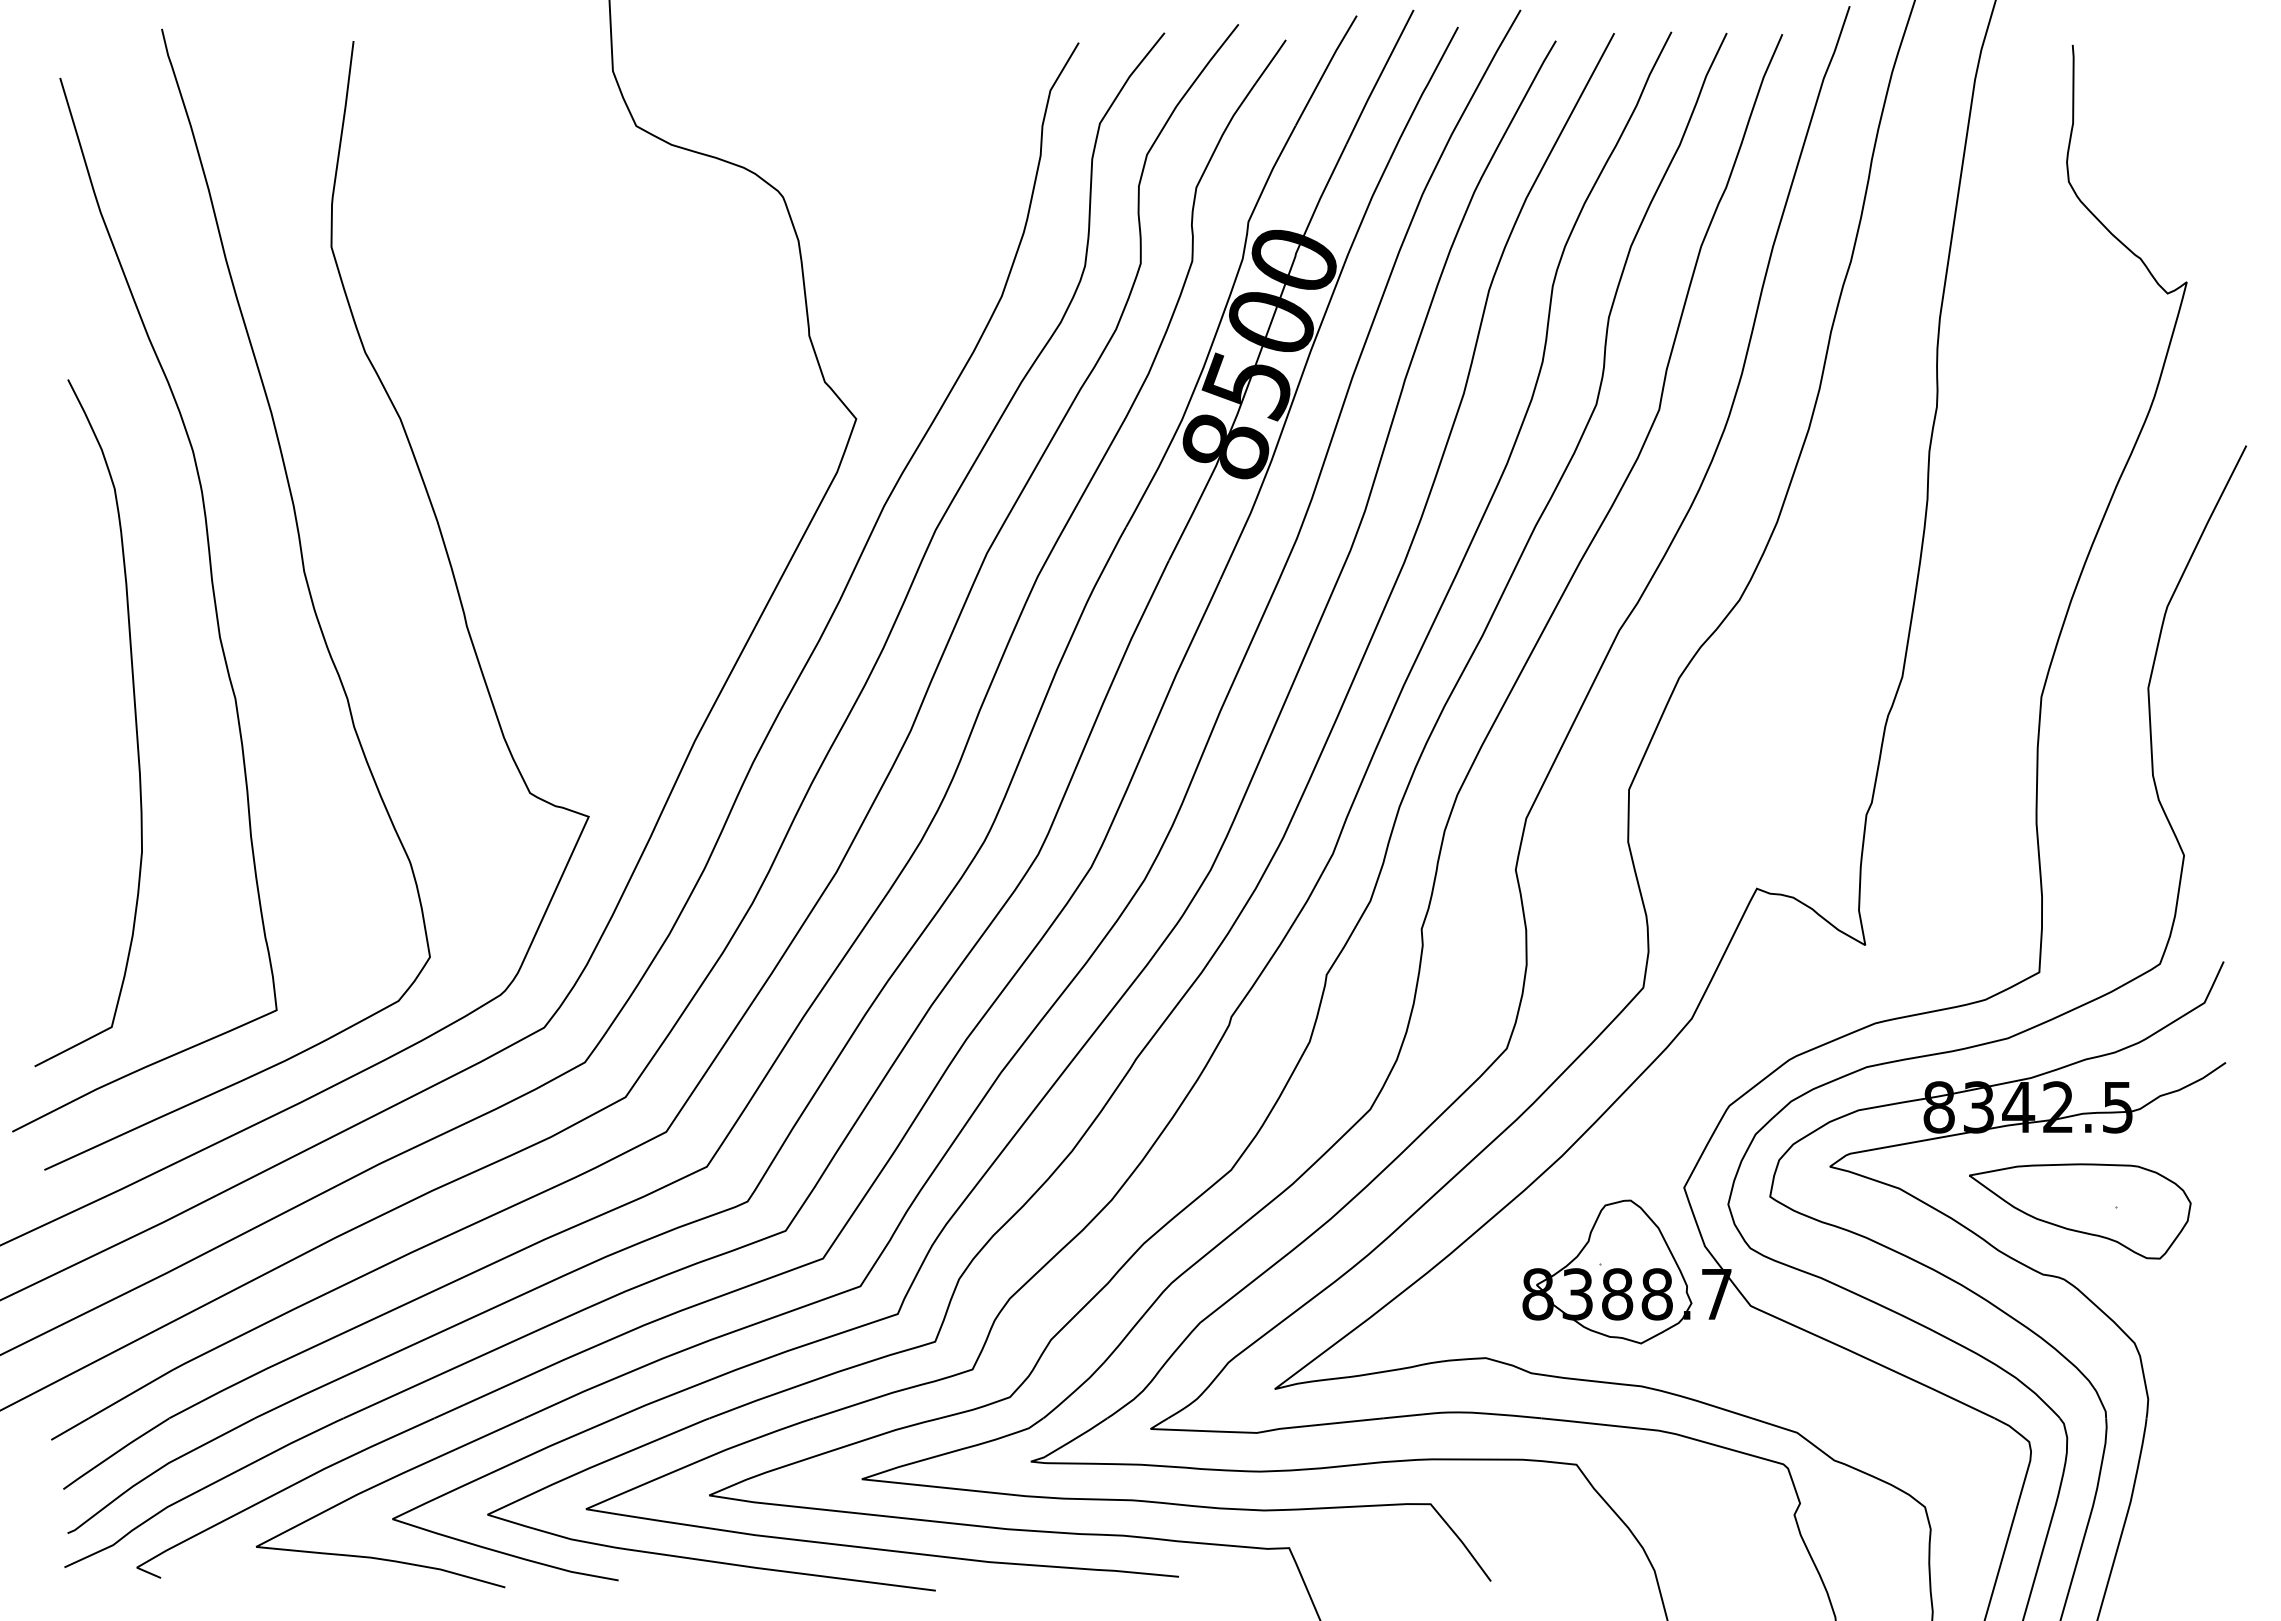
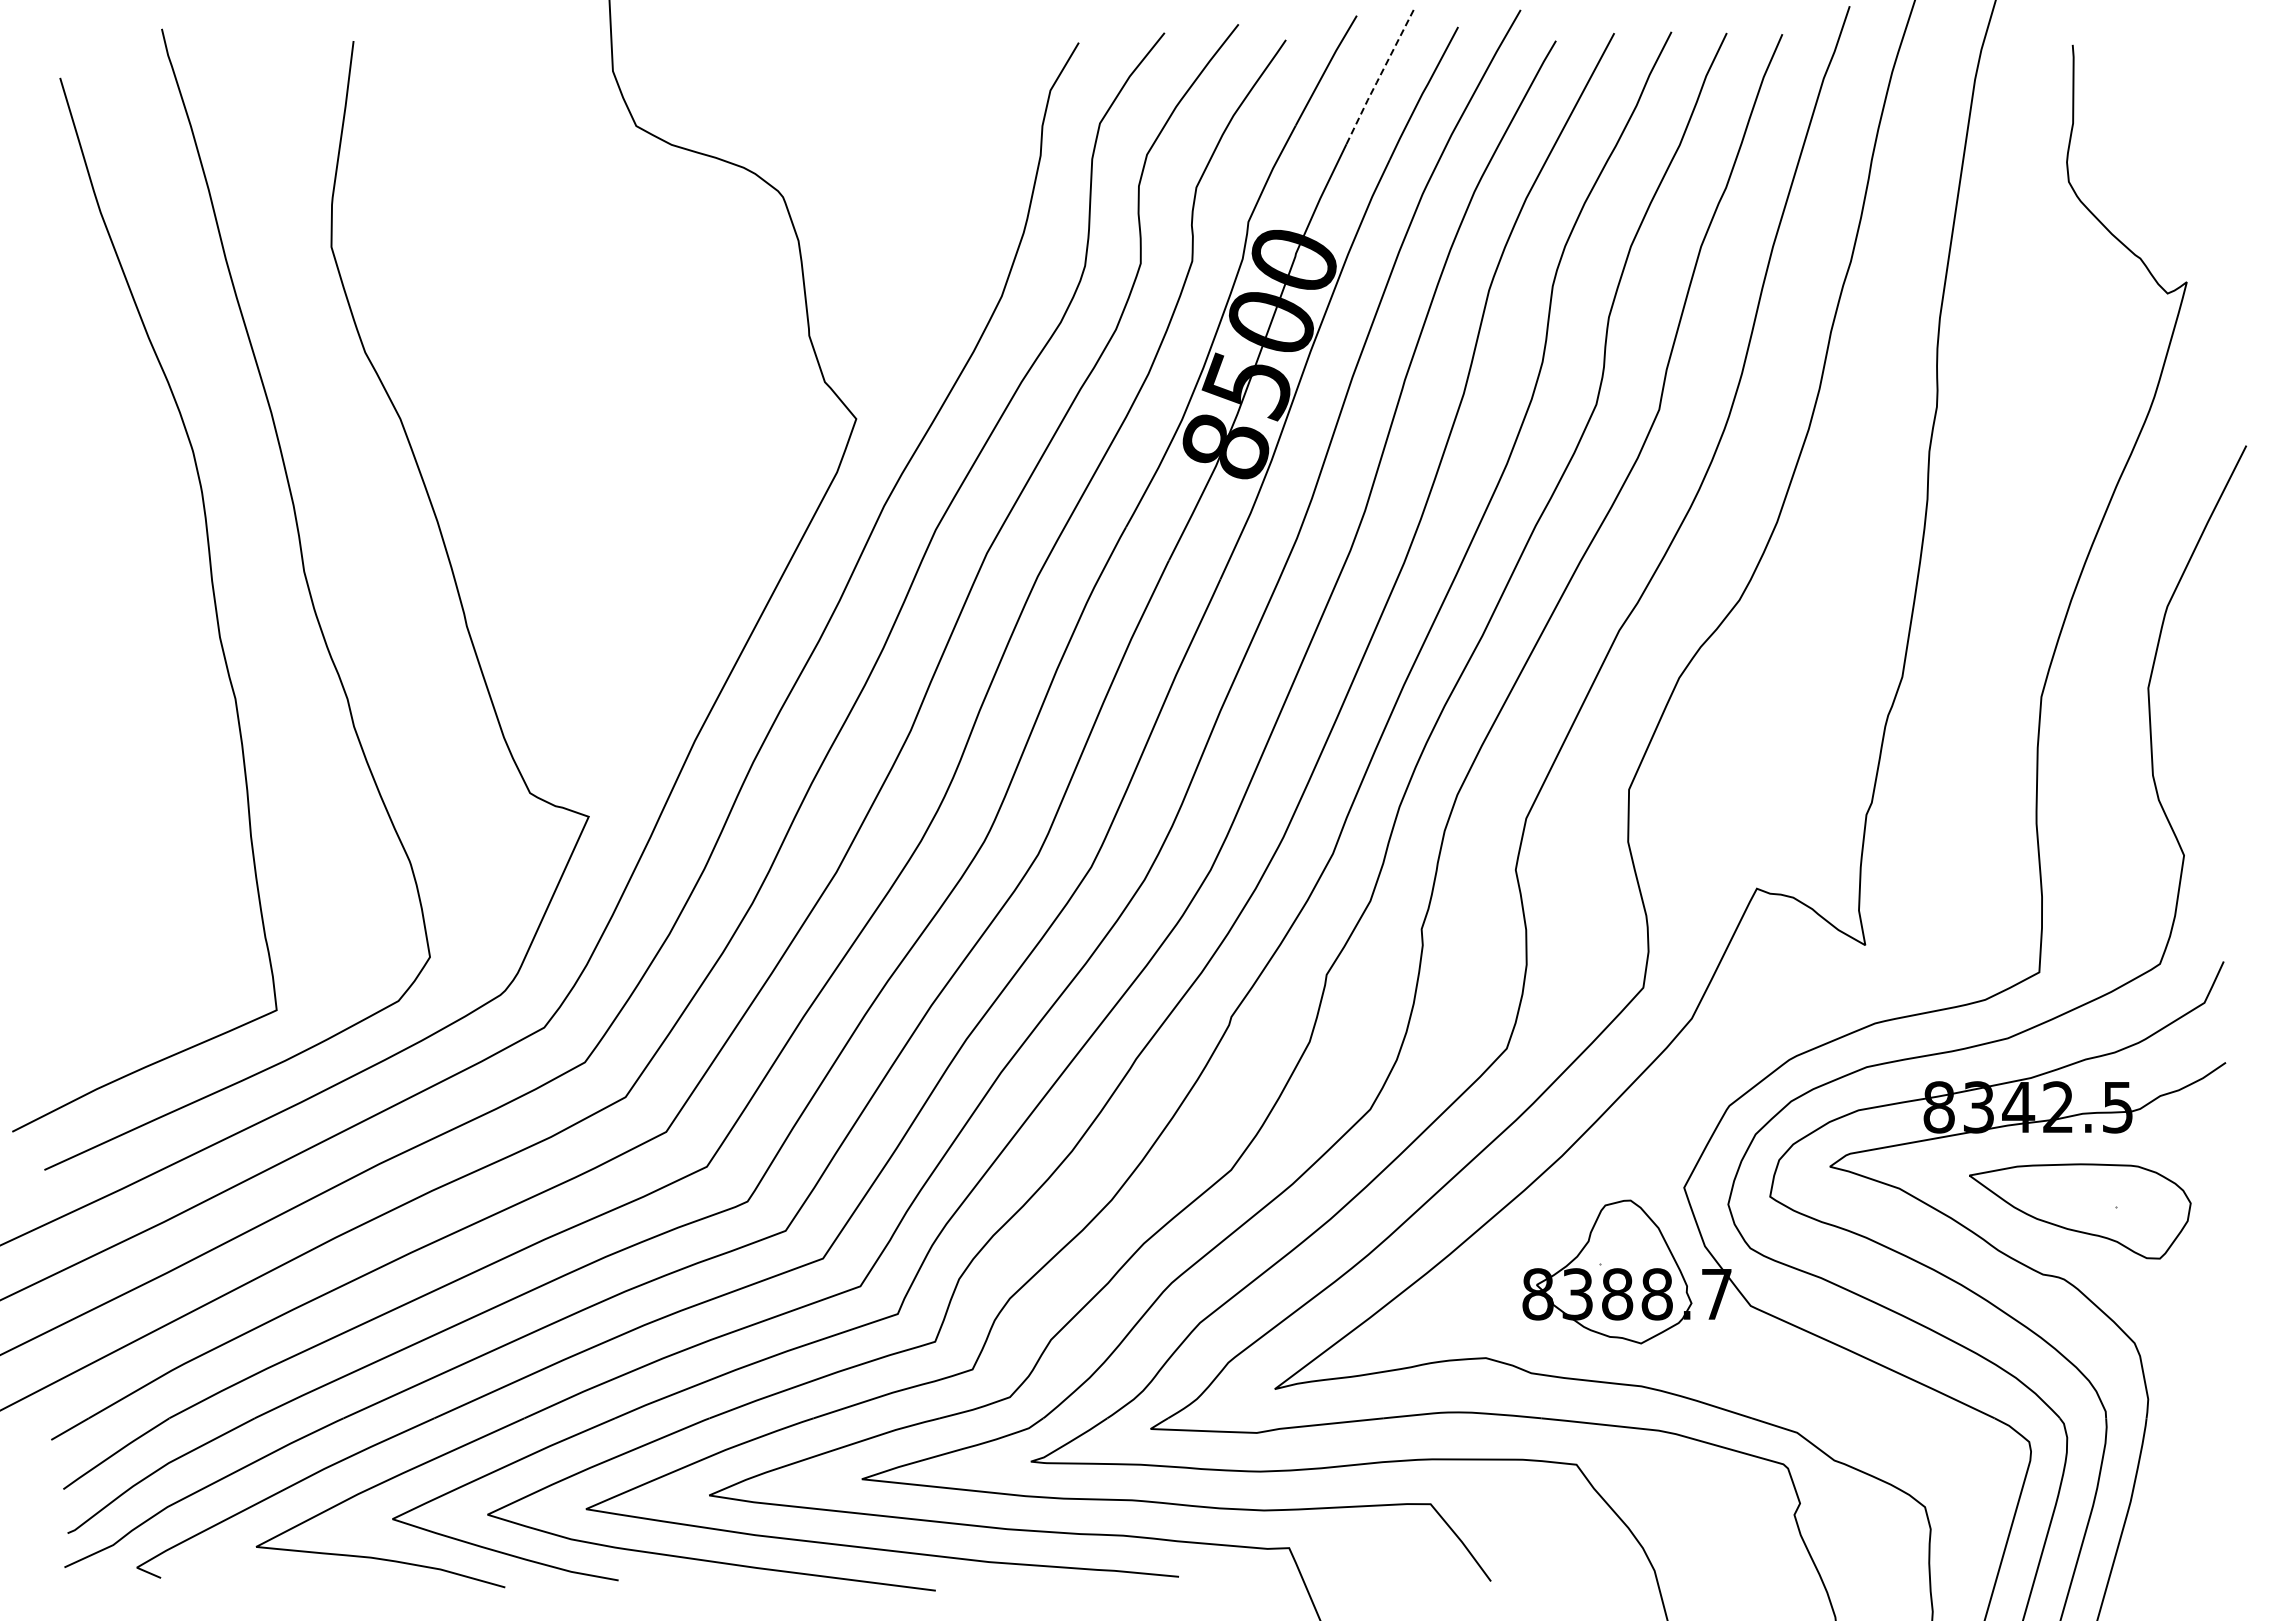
line: solid -> dashed (1378, 78)
curve: present -> none (134, 716)
